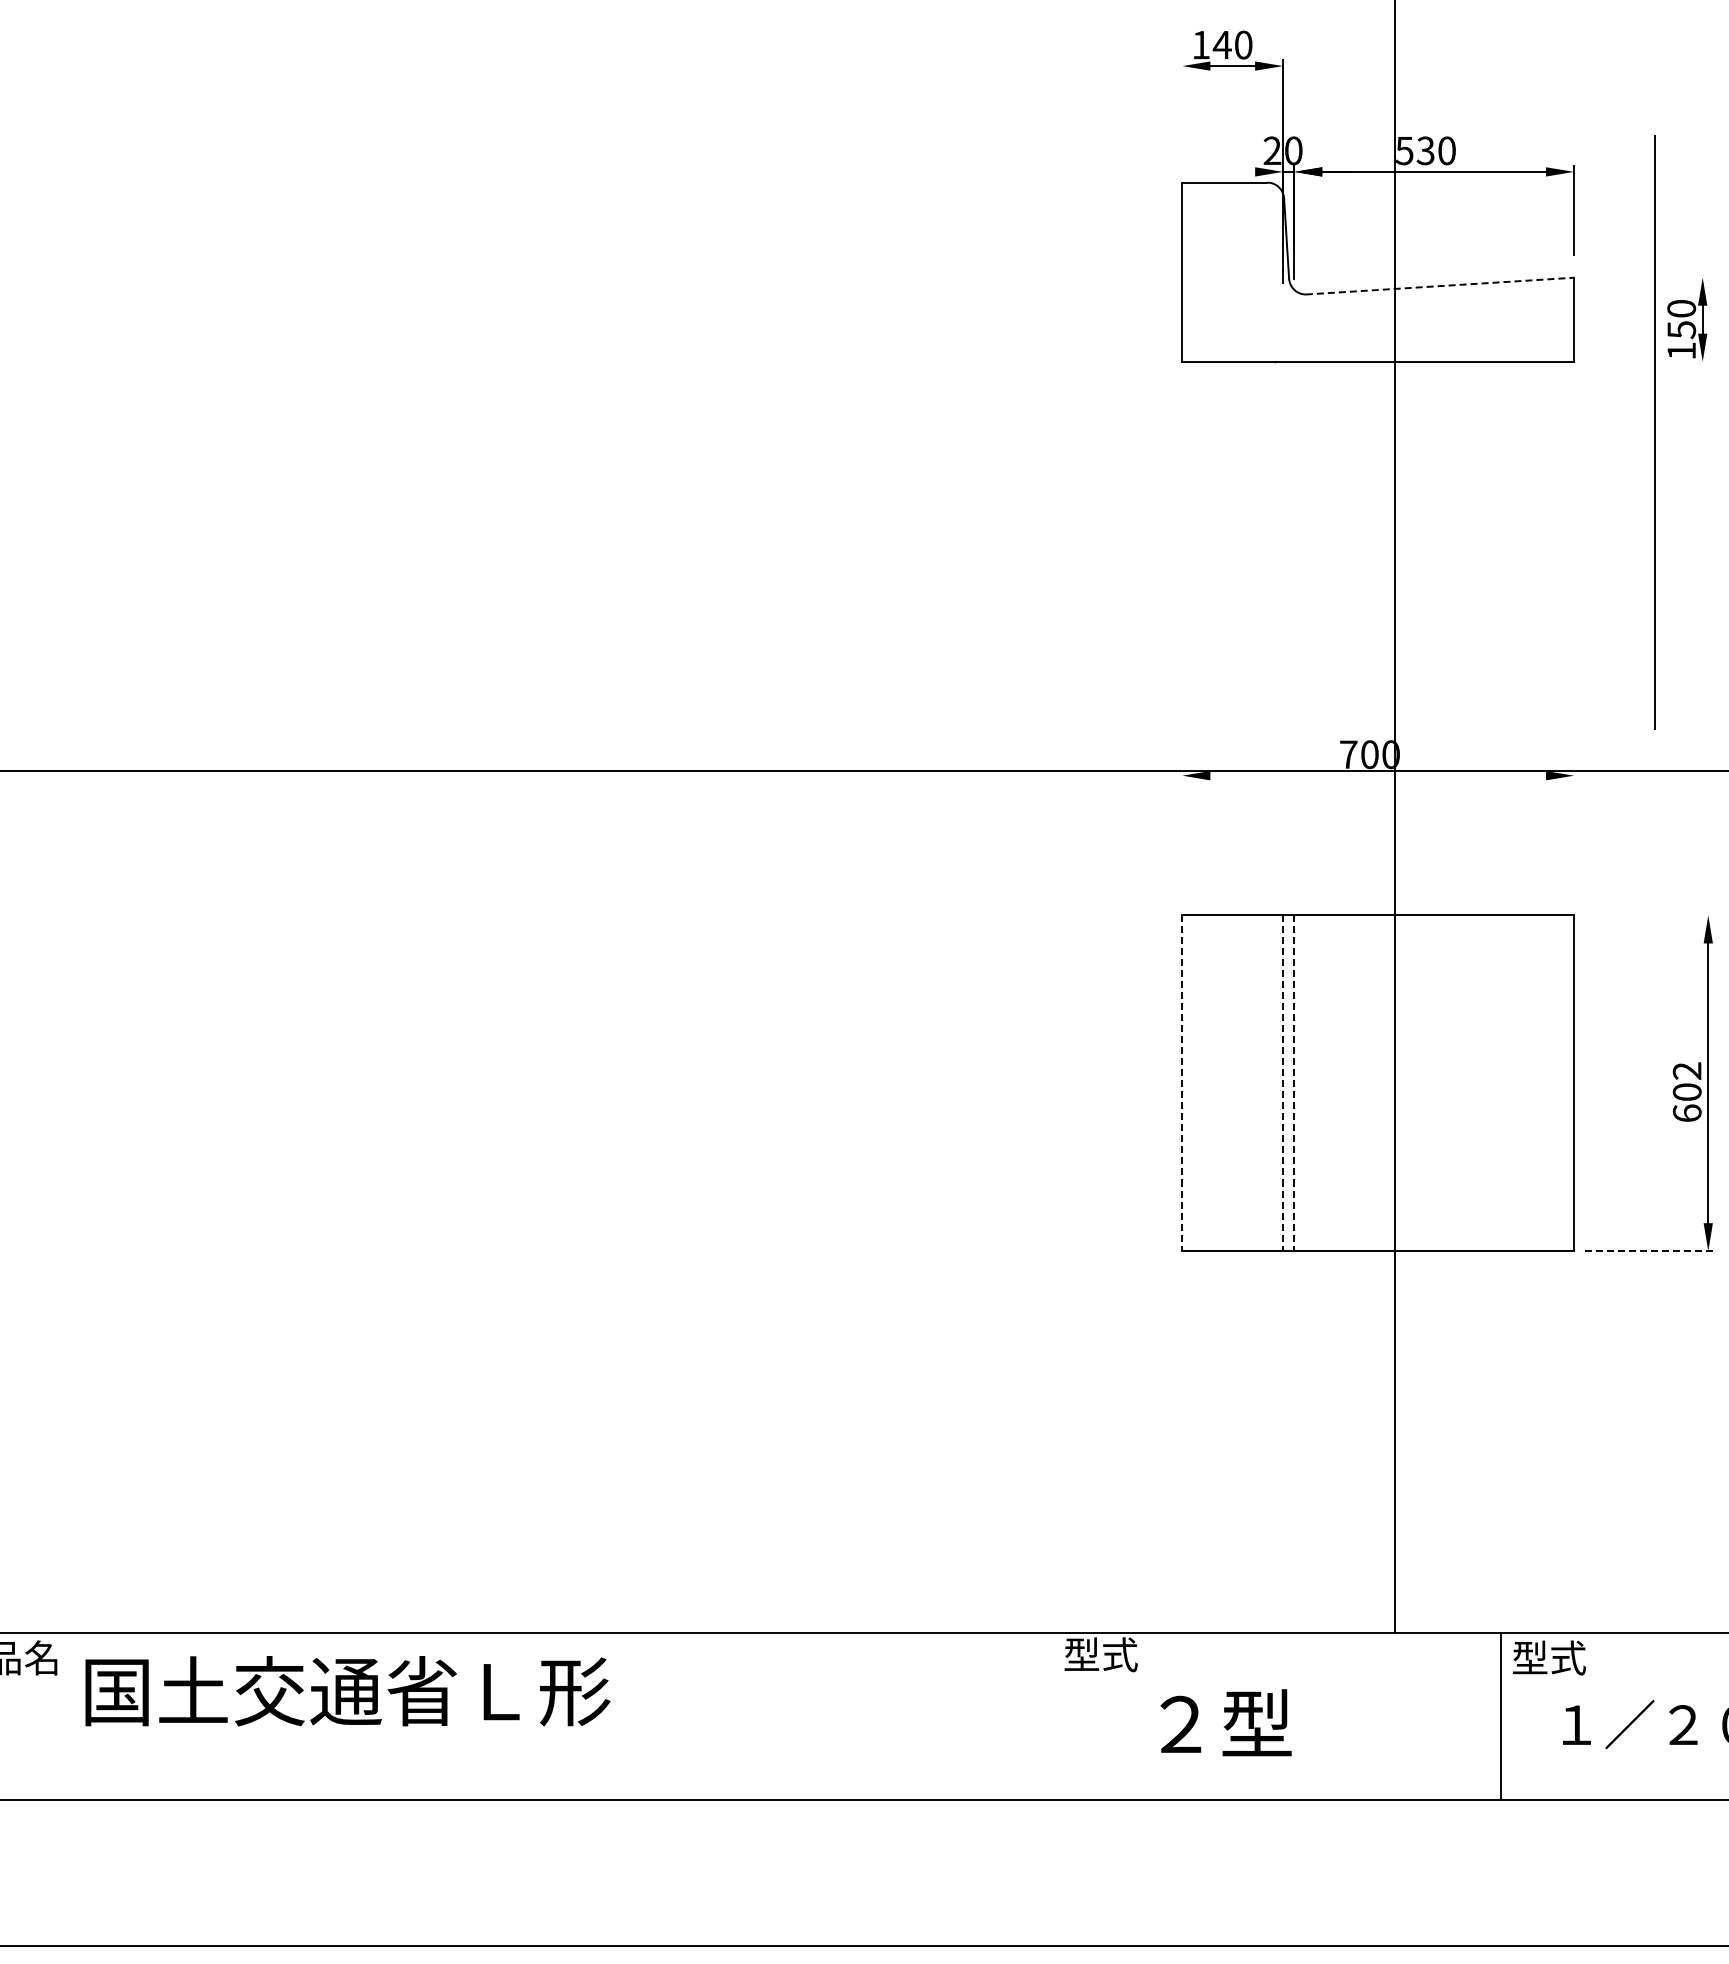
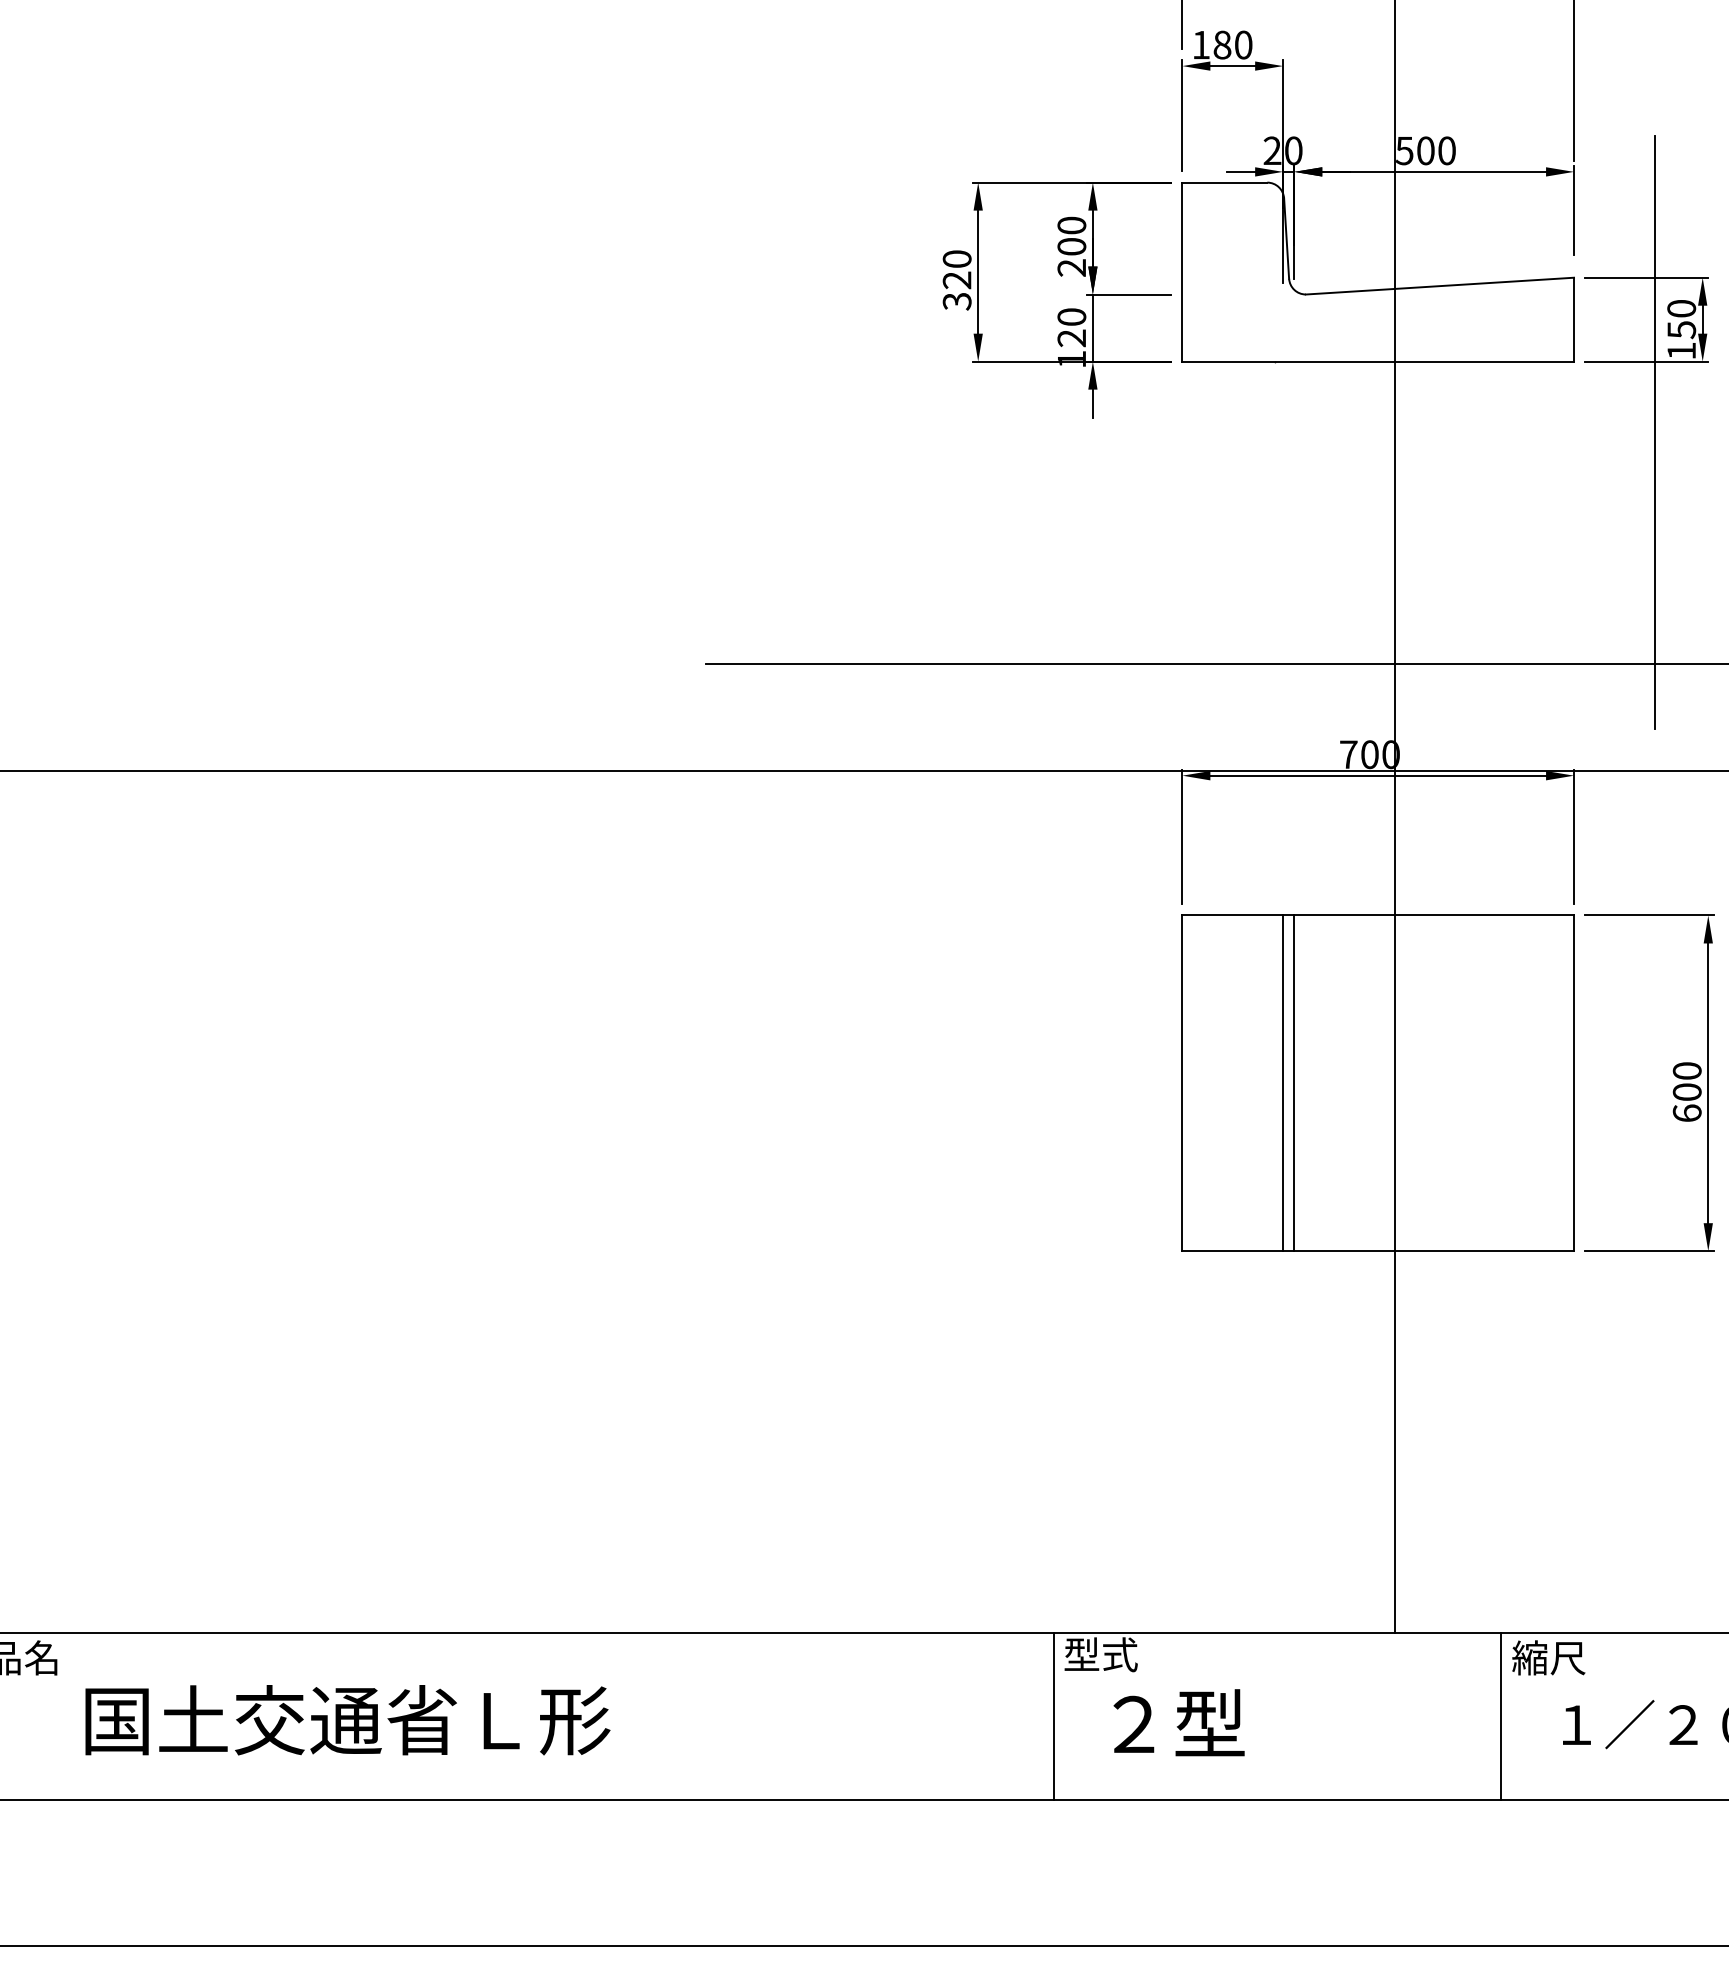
line: none -> present (1182, 25)
text: 140 -> 180 (1221, 44)
line: none -> present (1574, 81)
line: none -> present (1182, 115)
text: 530 -> 500 (1425, 150)
line: none -> present (1241, 171)
line: none -> present (1646, 277)
line: dashed -> solid (1440, 286)
part: none -> present (1056, 300)
line: none -> present (1646, 361)
line: none -> present (1215, 663)
line: none -> present (1378, 775)
line: none -> present (1182, 837)
line: none -> present (1574, 837)
line: none -> present (1649, 915)
text: 602 -> 600 (1686, 1070)
line: dashed -> solid (1182, 1083)
line: dashed -> solid (1283, 1083)
line: dashed -> solid (1294, 1083)
line: dashed -> solid (1650, 1251)
text: 型式 -> 縮尺 (1549, 1657)
text position: (347, 1691) -> (347, 1720) (347, 1720)
line: none -> present (1053, 1716)
text position: (1225, 1722) -> (1178, 1722) (1178, 1722)
